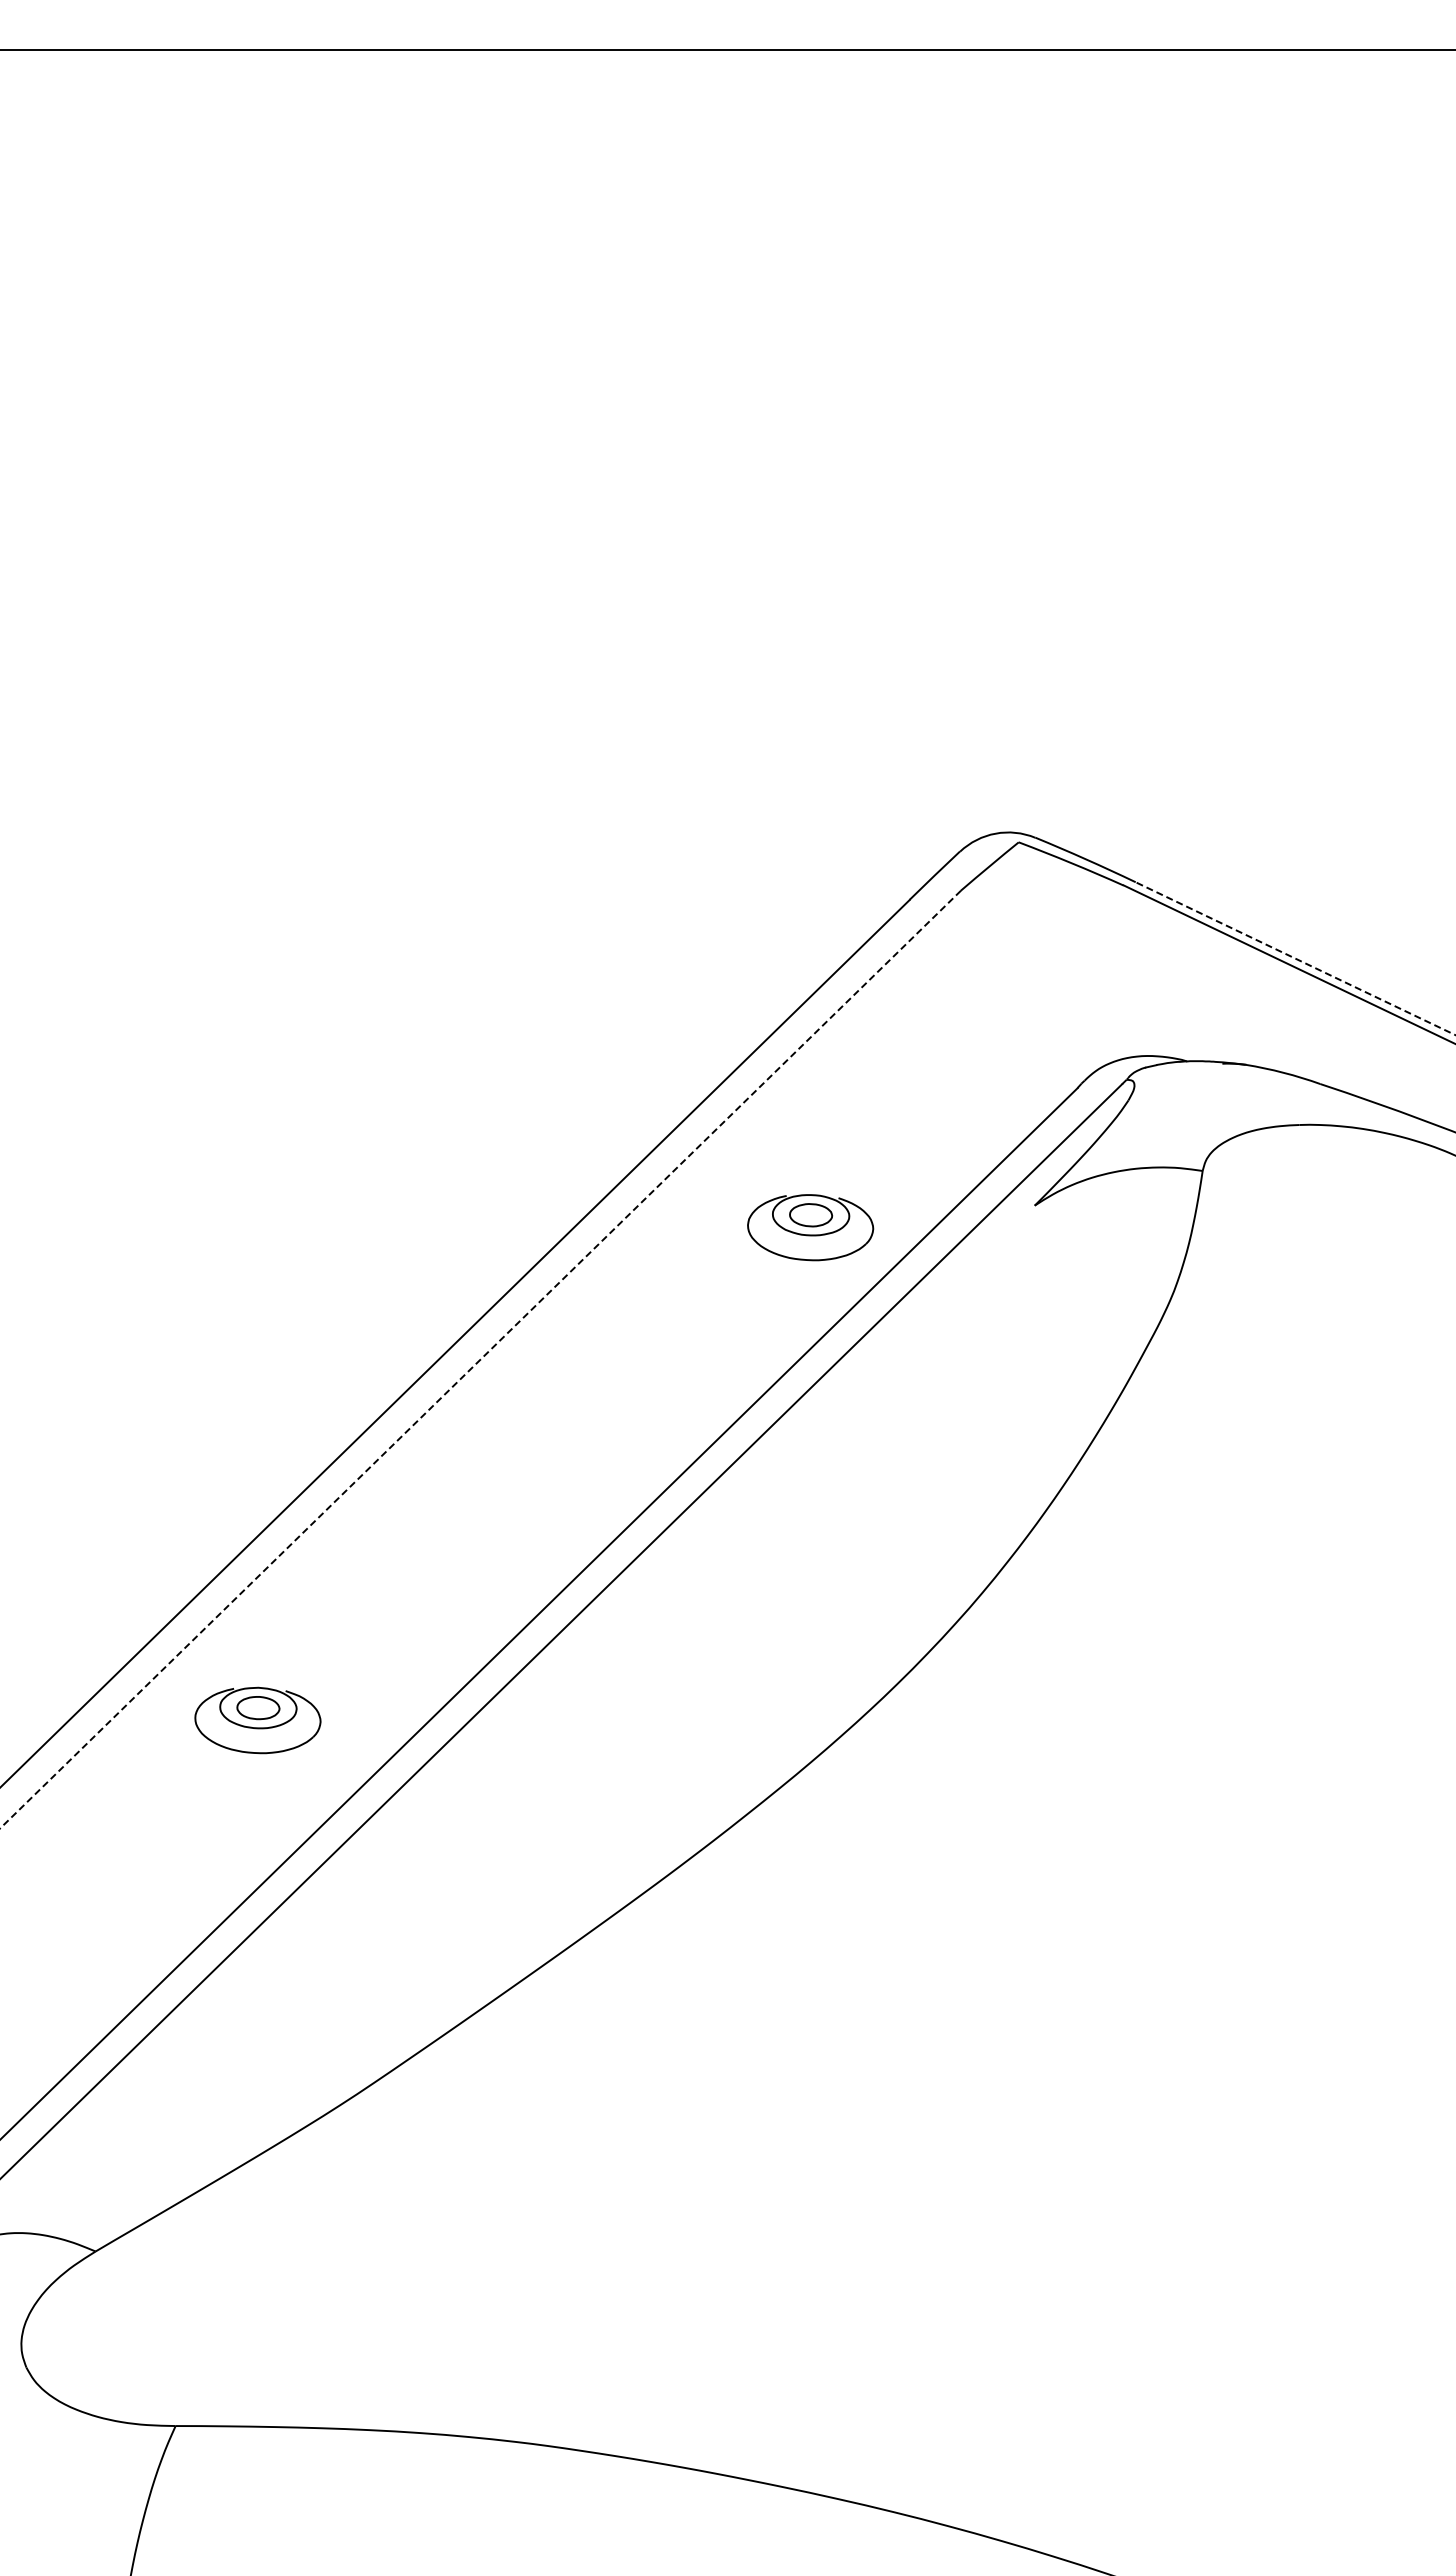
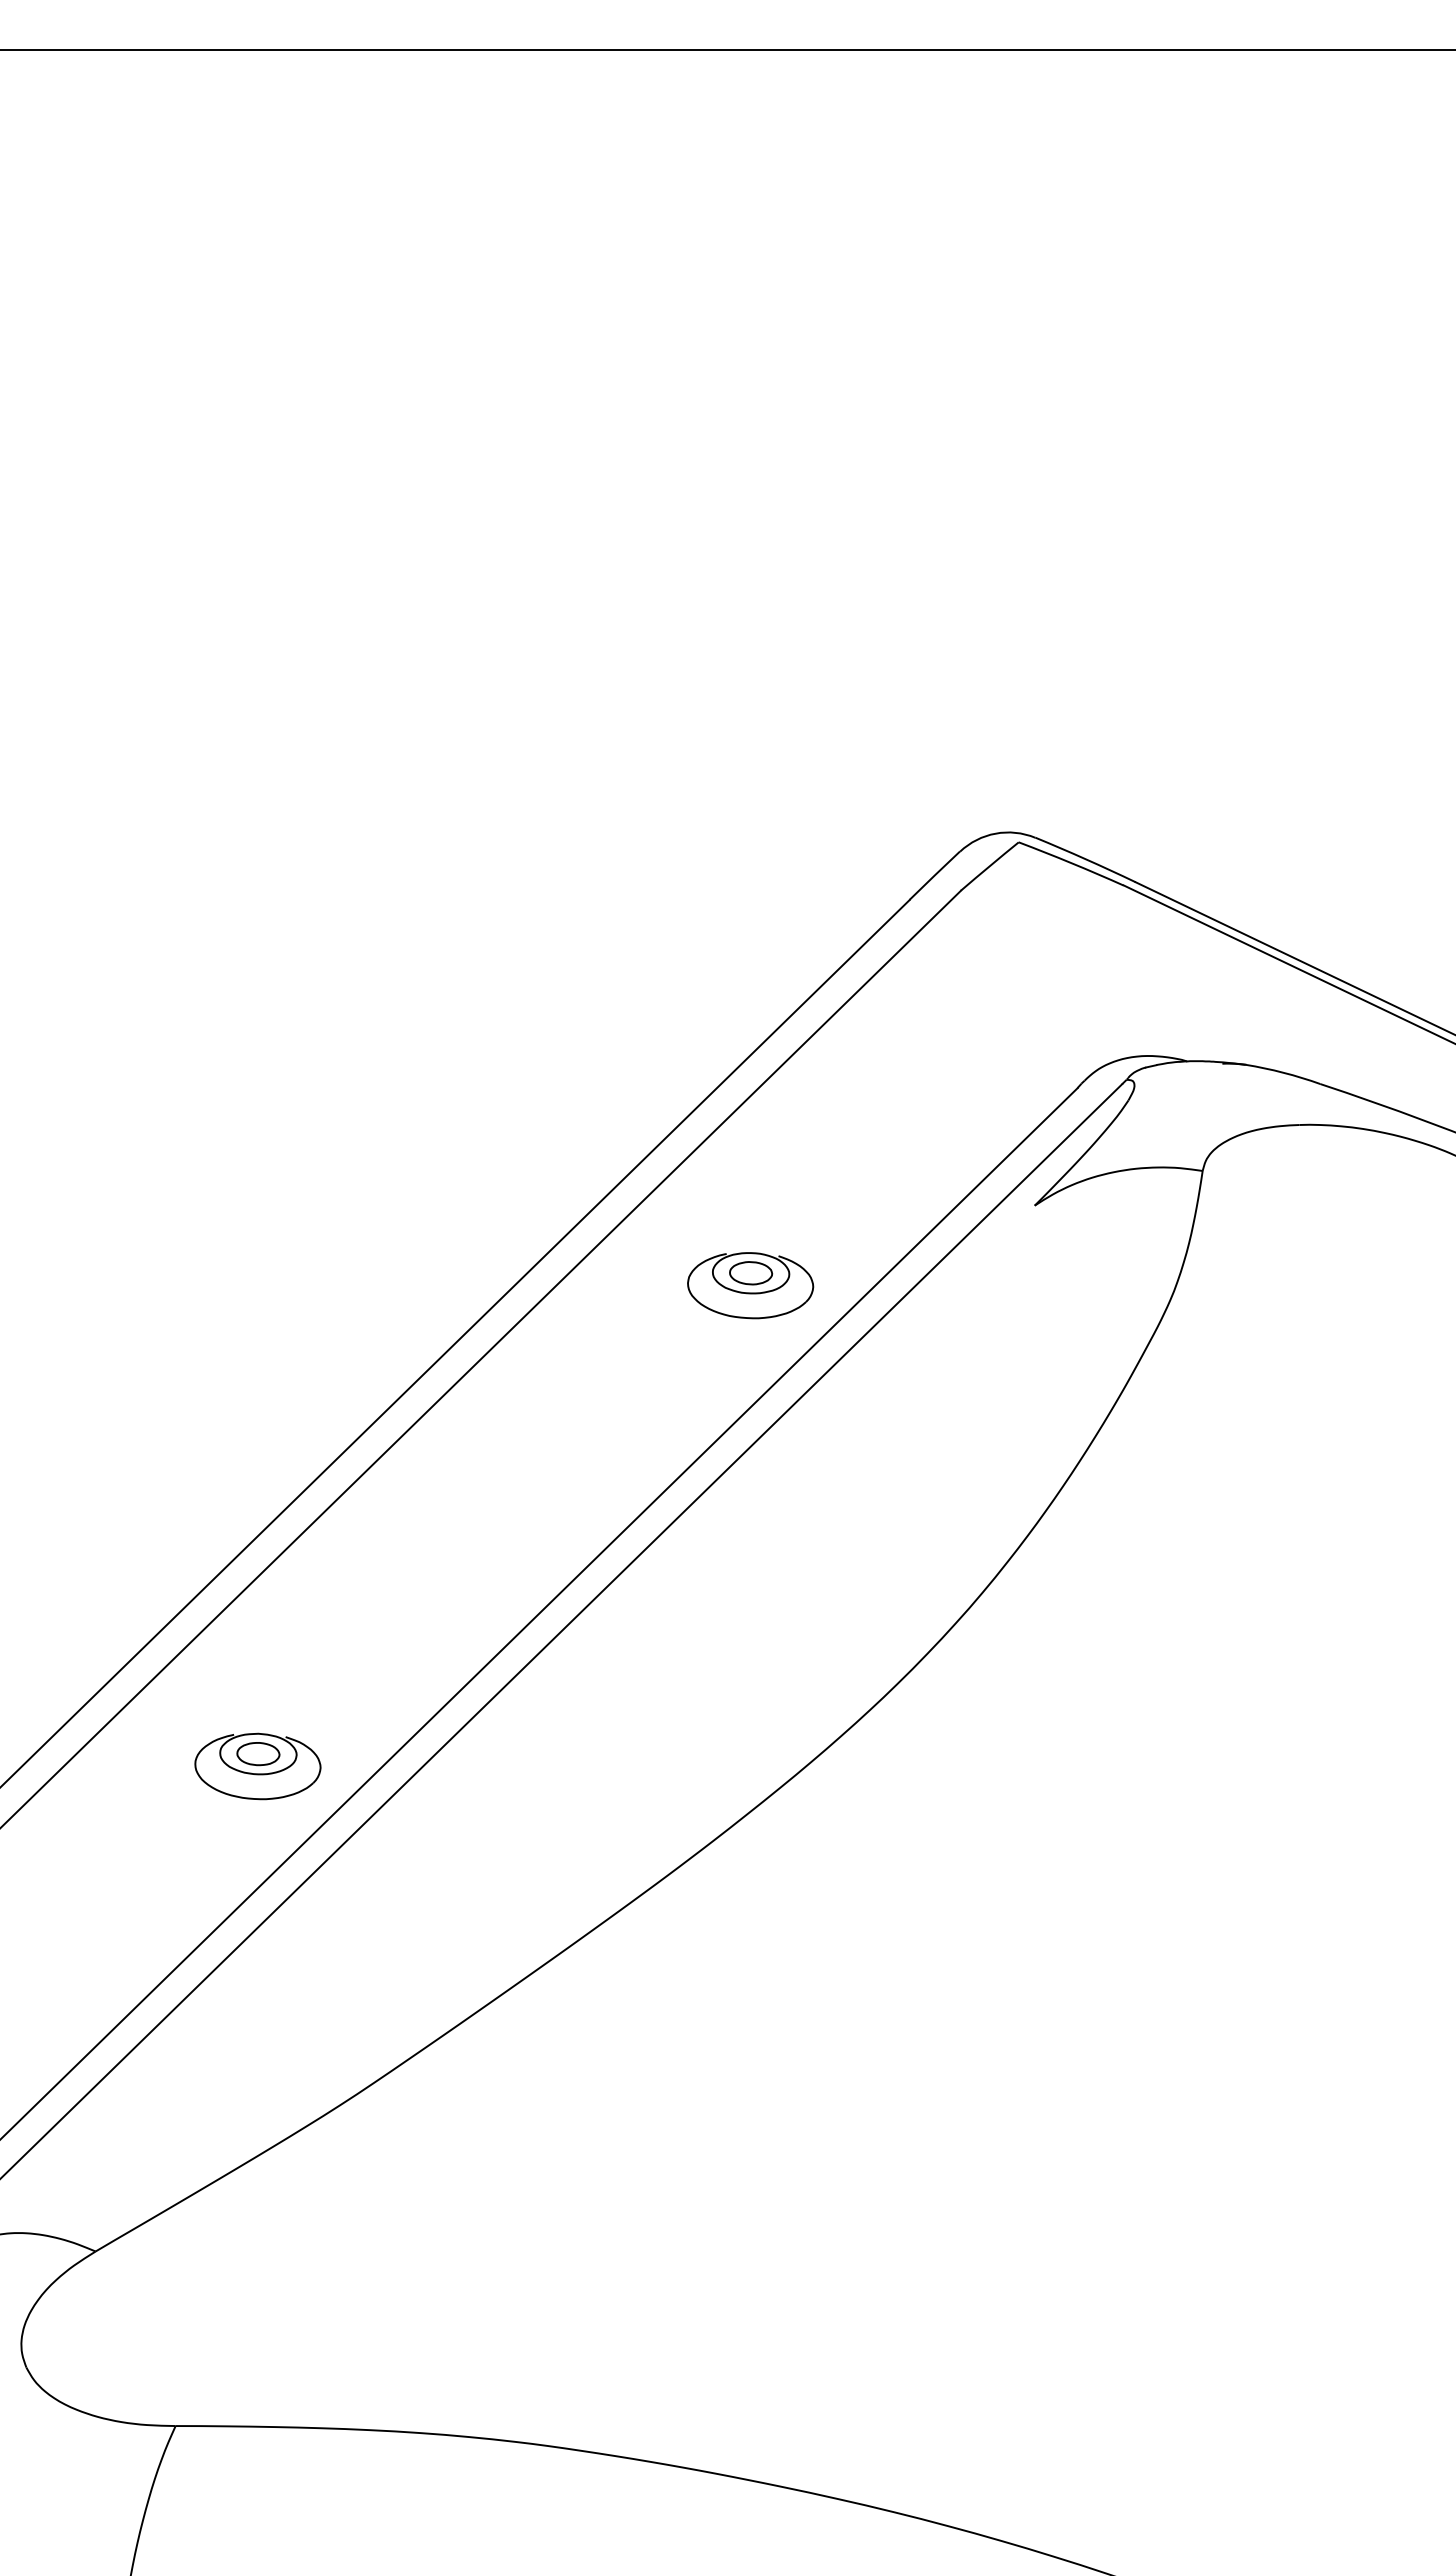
line: dashed -> solid (1295, 958)
part position: (810, 1227) -> (750, 1285) (750, 1285)
line: dashed -> solid (480, 1359)
part position: (257, 1720) -> (257, 1766) (257, 1766)
